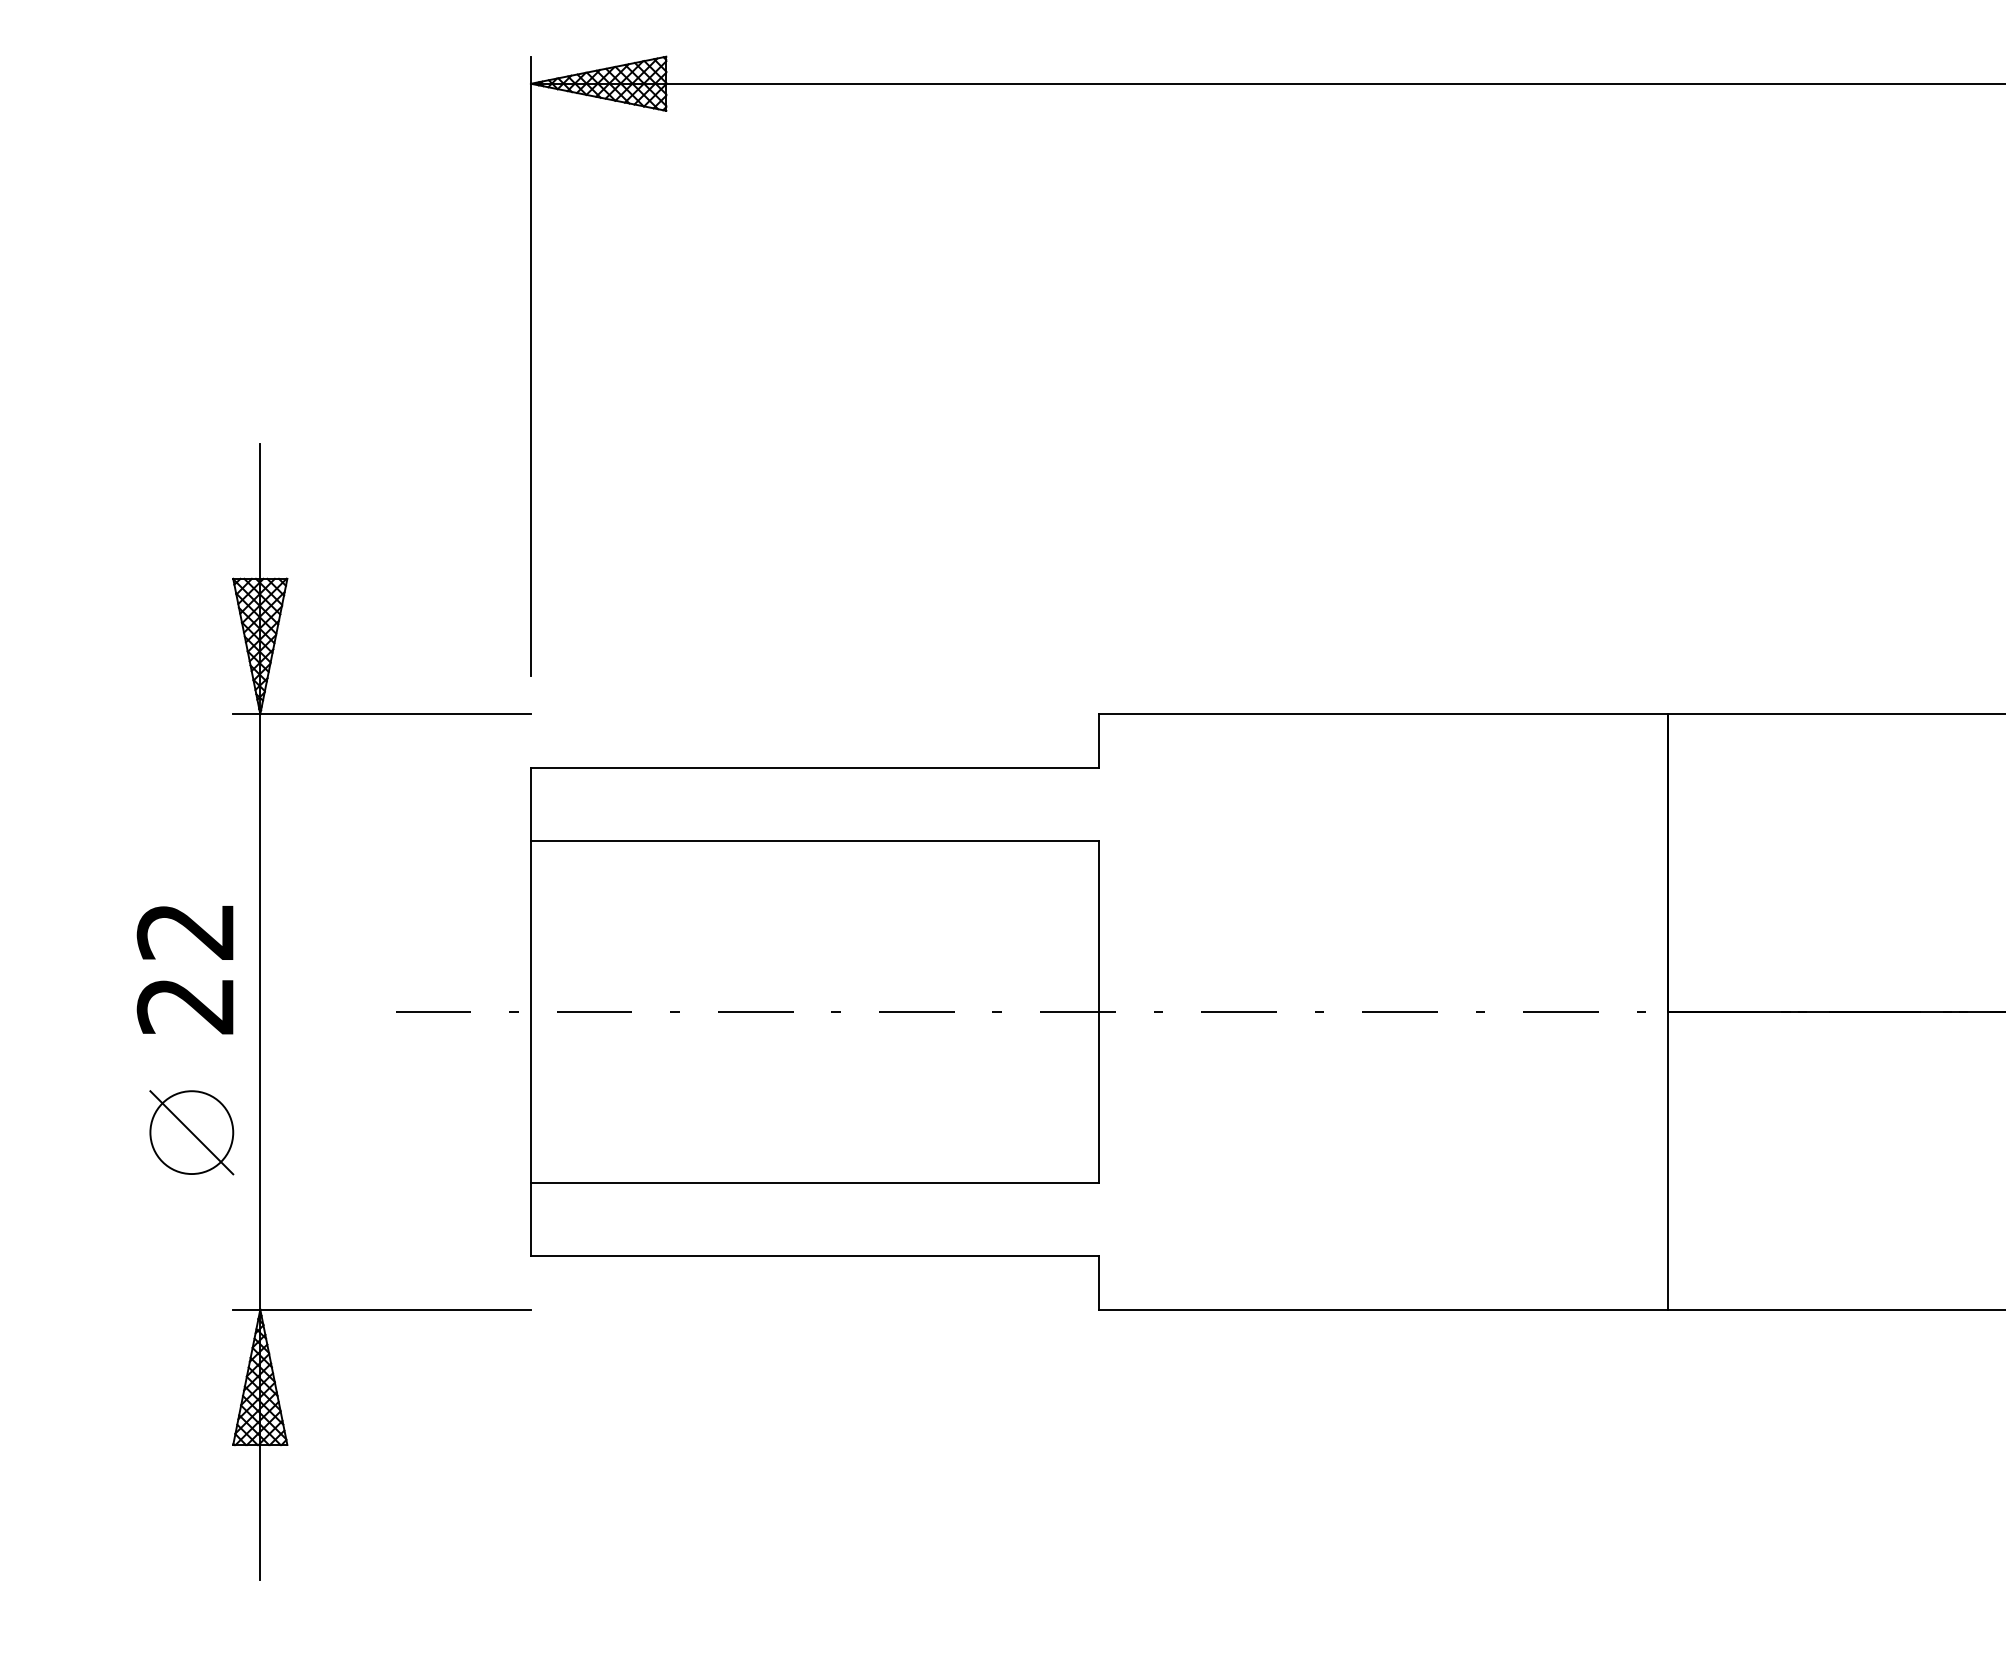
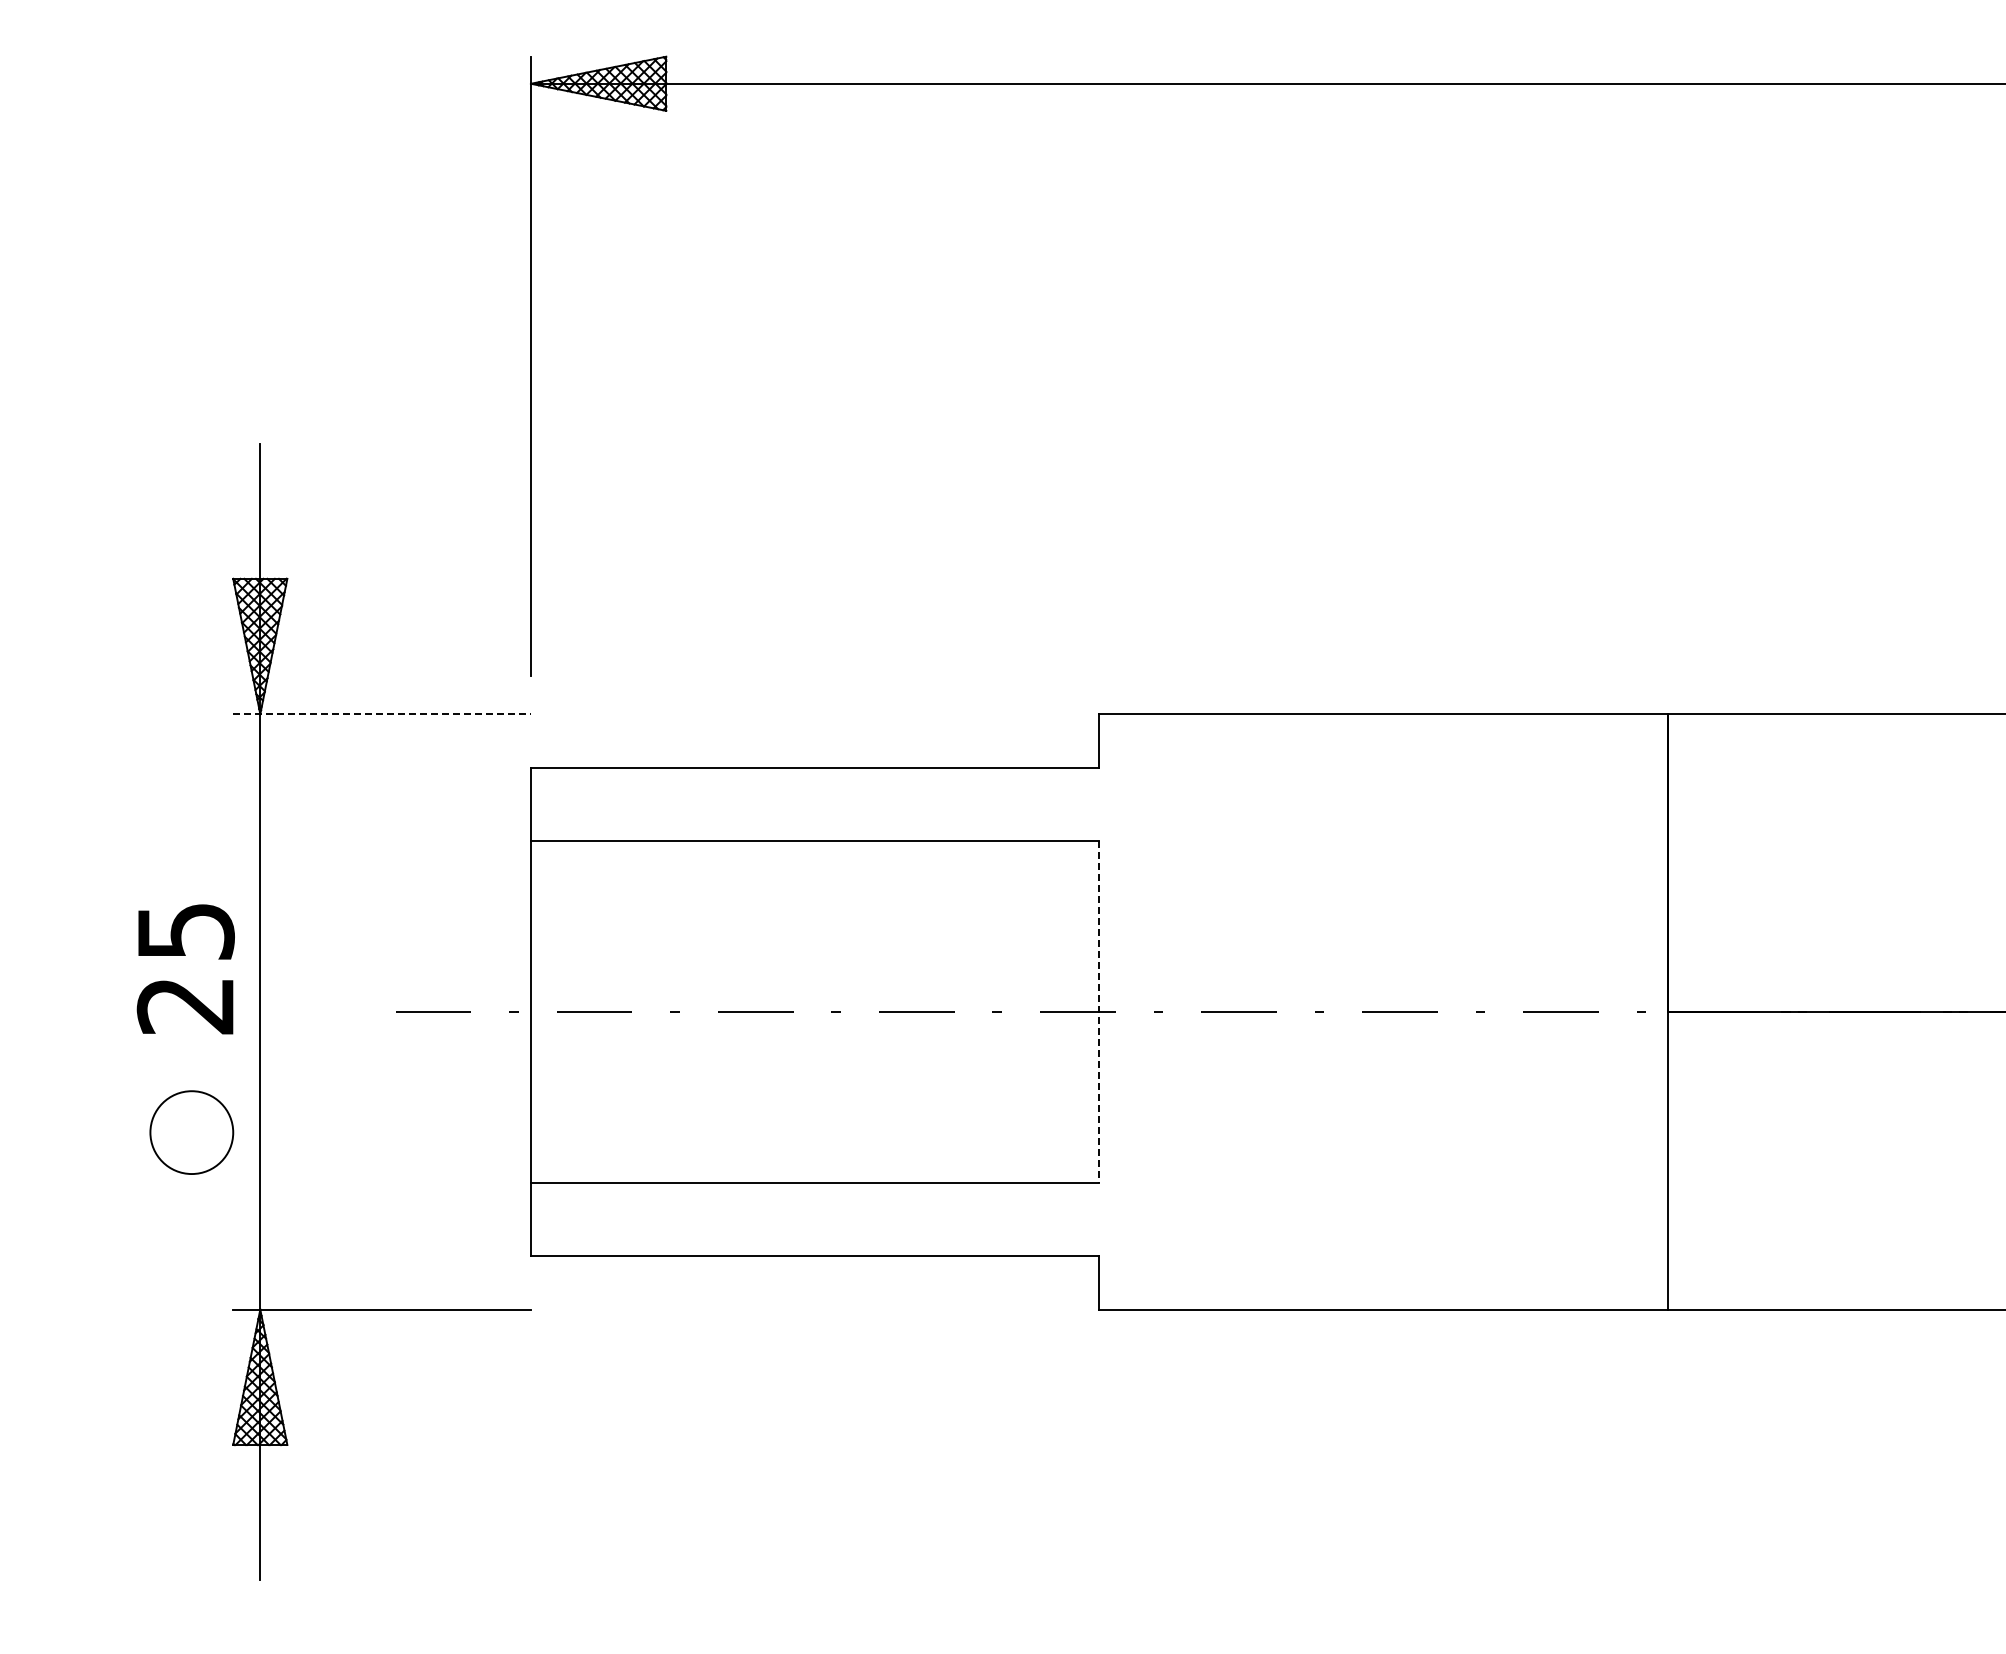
line: solid -> dashed (382, 714)
text: 22 -> 25 (185, 931)
line: solid -> dashed (1099, 1012)
line: present -> none (191, 1132)
